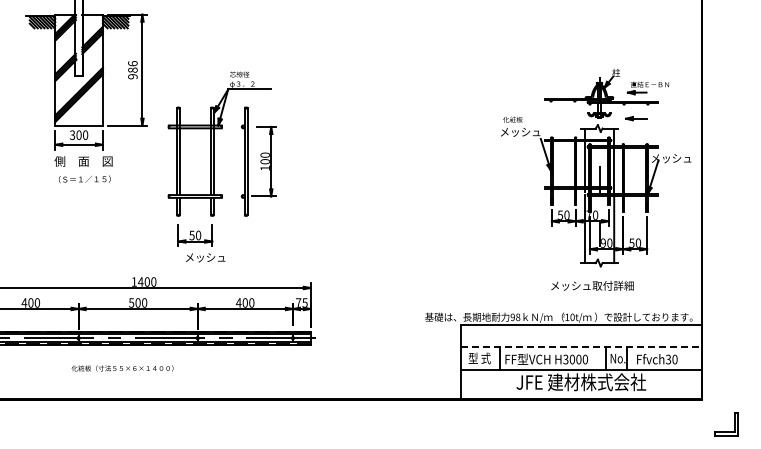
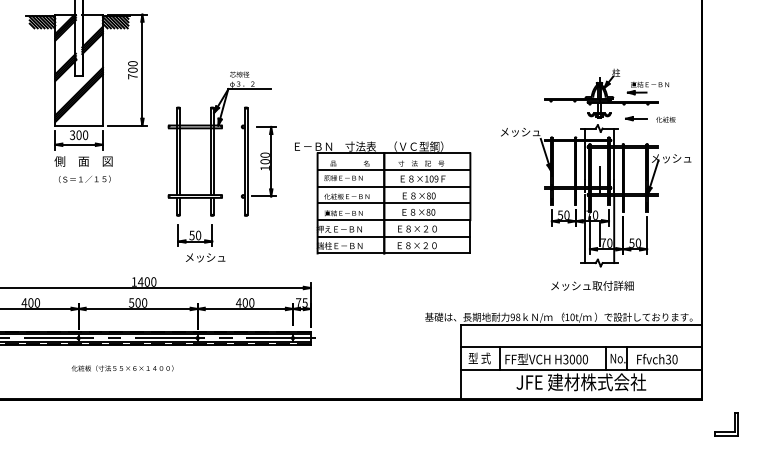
text: 986 -> 700 (132, 70)
text position: (512, 119) -> (665, 119) (665, 119)
part: none -> present (383, 197)
text: 90 -> 70 (603, 242)
line: dashed -> solid (582, 347)
